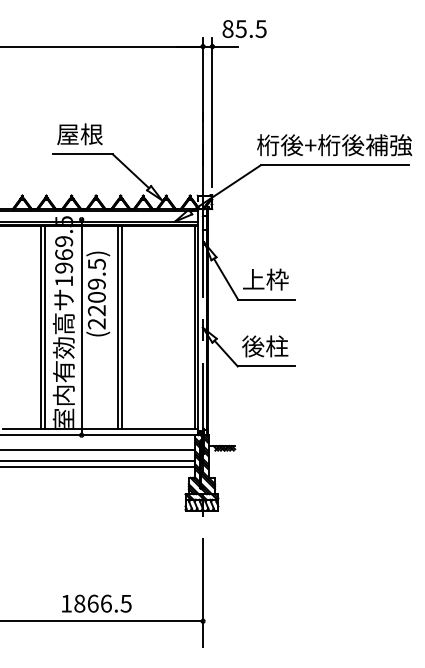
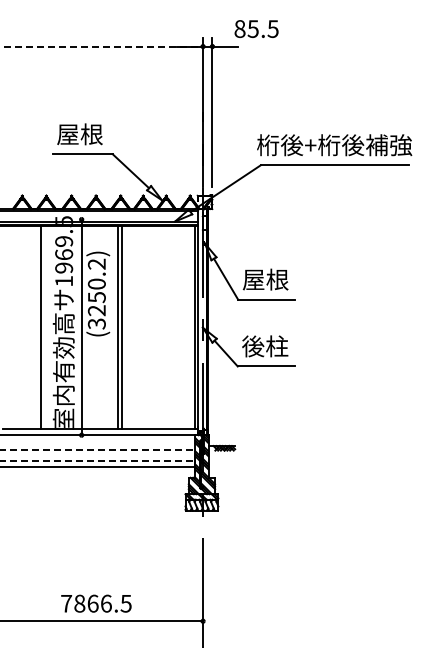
text position: (244, 28) -> (256, 28) (256, 28)
line: solid -> dashed (102, 46)
text: 上枠 -> 屋根 (265, 279)
text: (2209.5) -> (3250.2) (96, 293)
line: present -> none (45, 327)
line: solid -> dashed (98, 450)
line: solid -> dashed (98, 461)
text: 1866.5 -> 7866.5 (66, 603)
